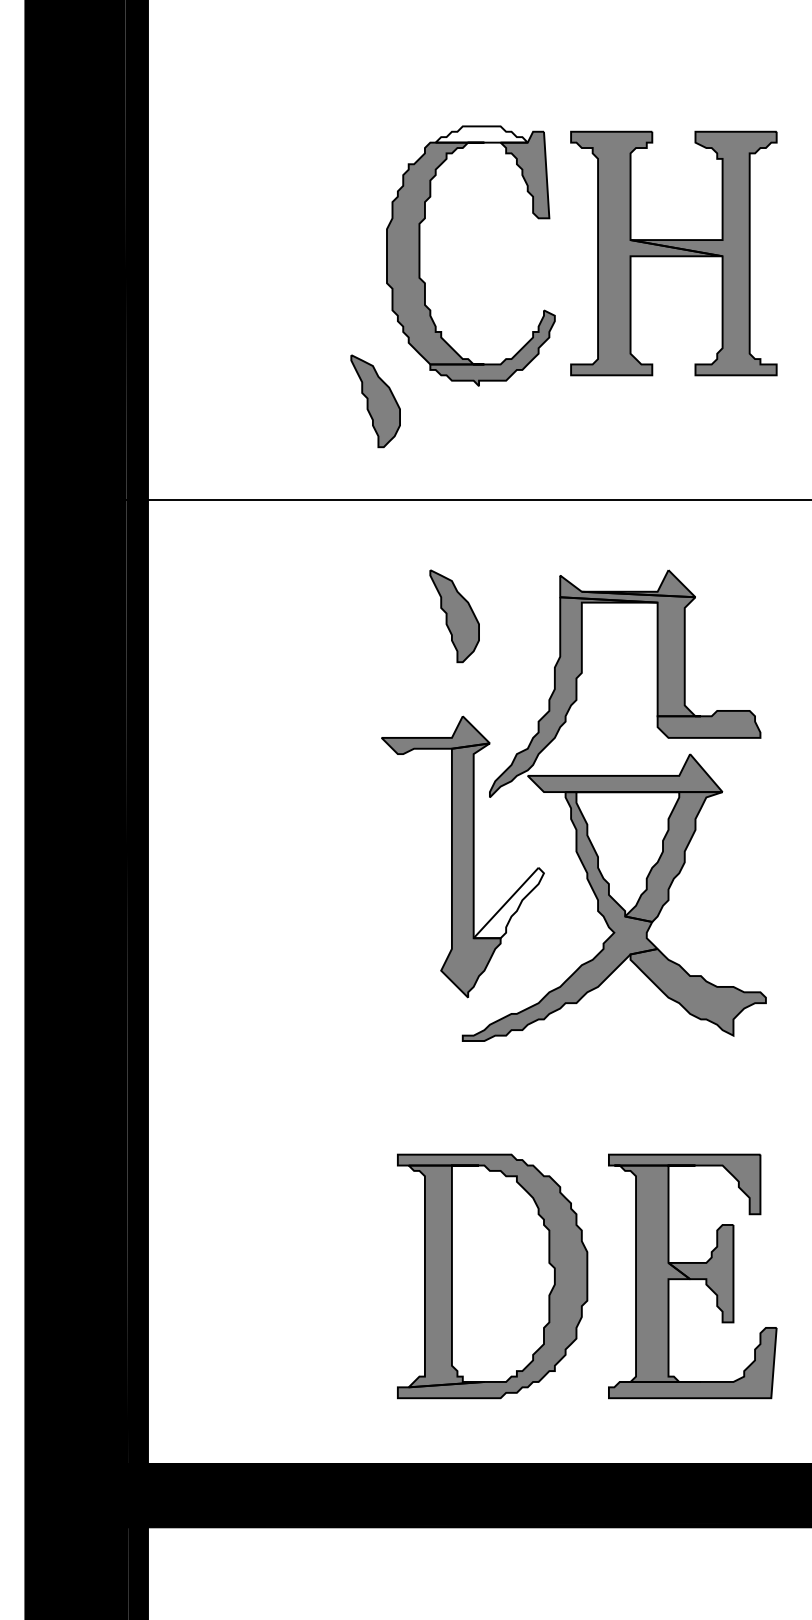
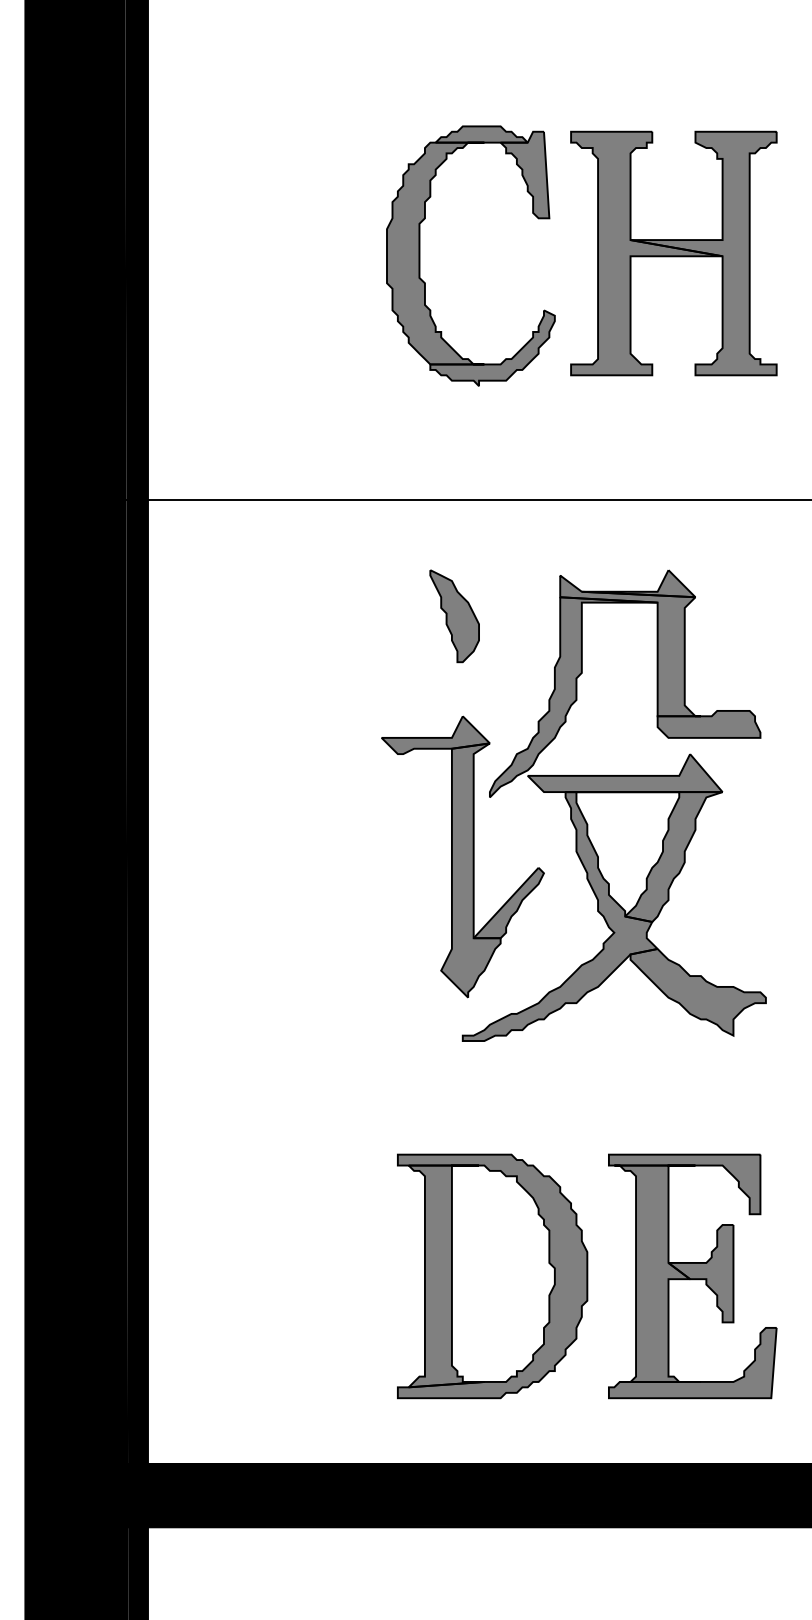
fill: none -> present (481, 134)
part: present -> none (375, 401)
fill: none -> present (508, 902)
